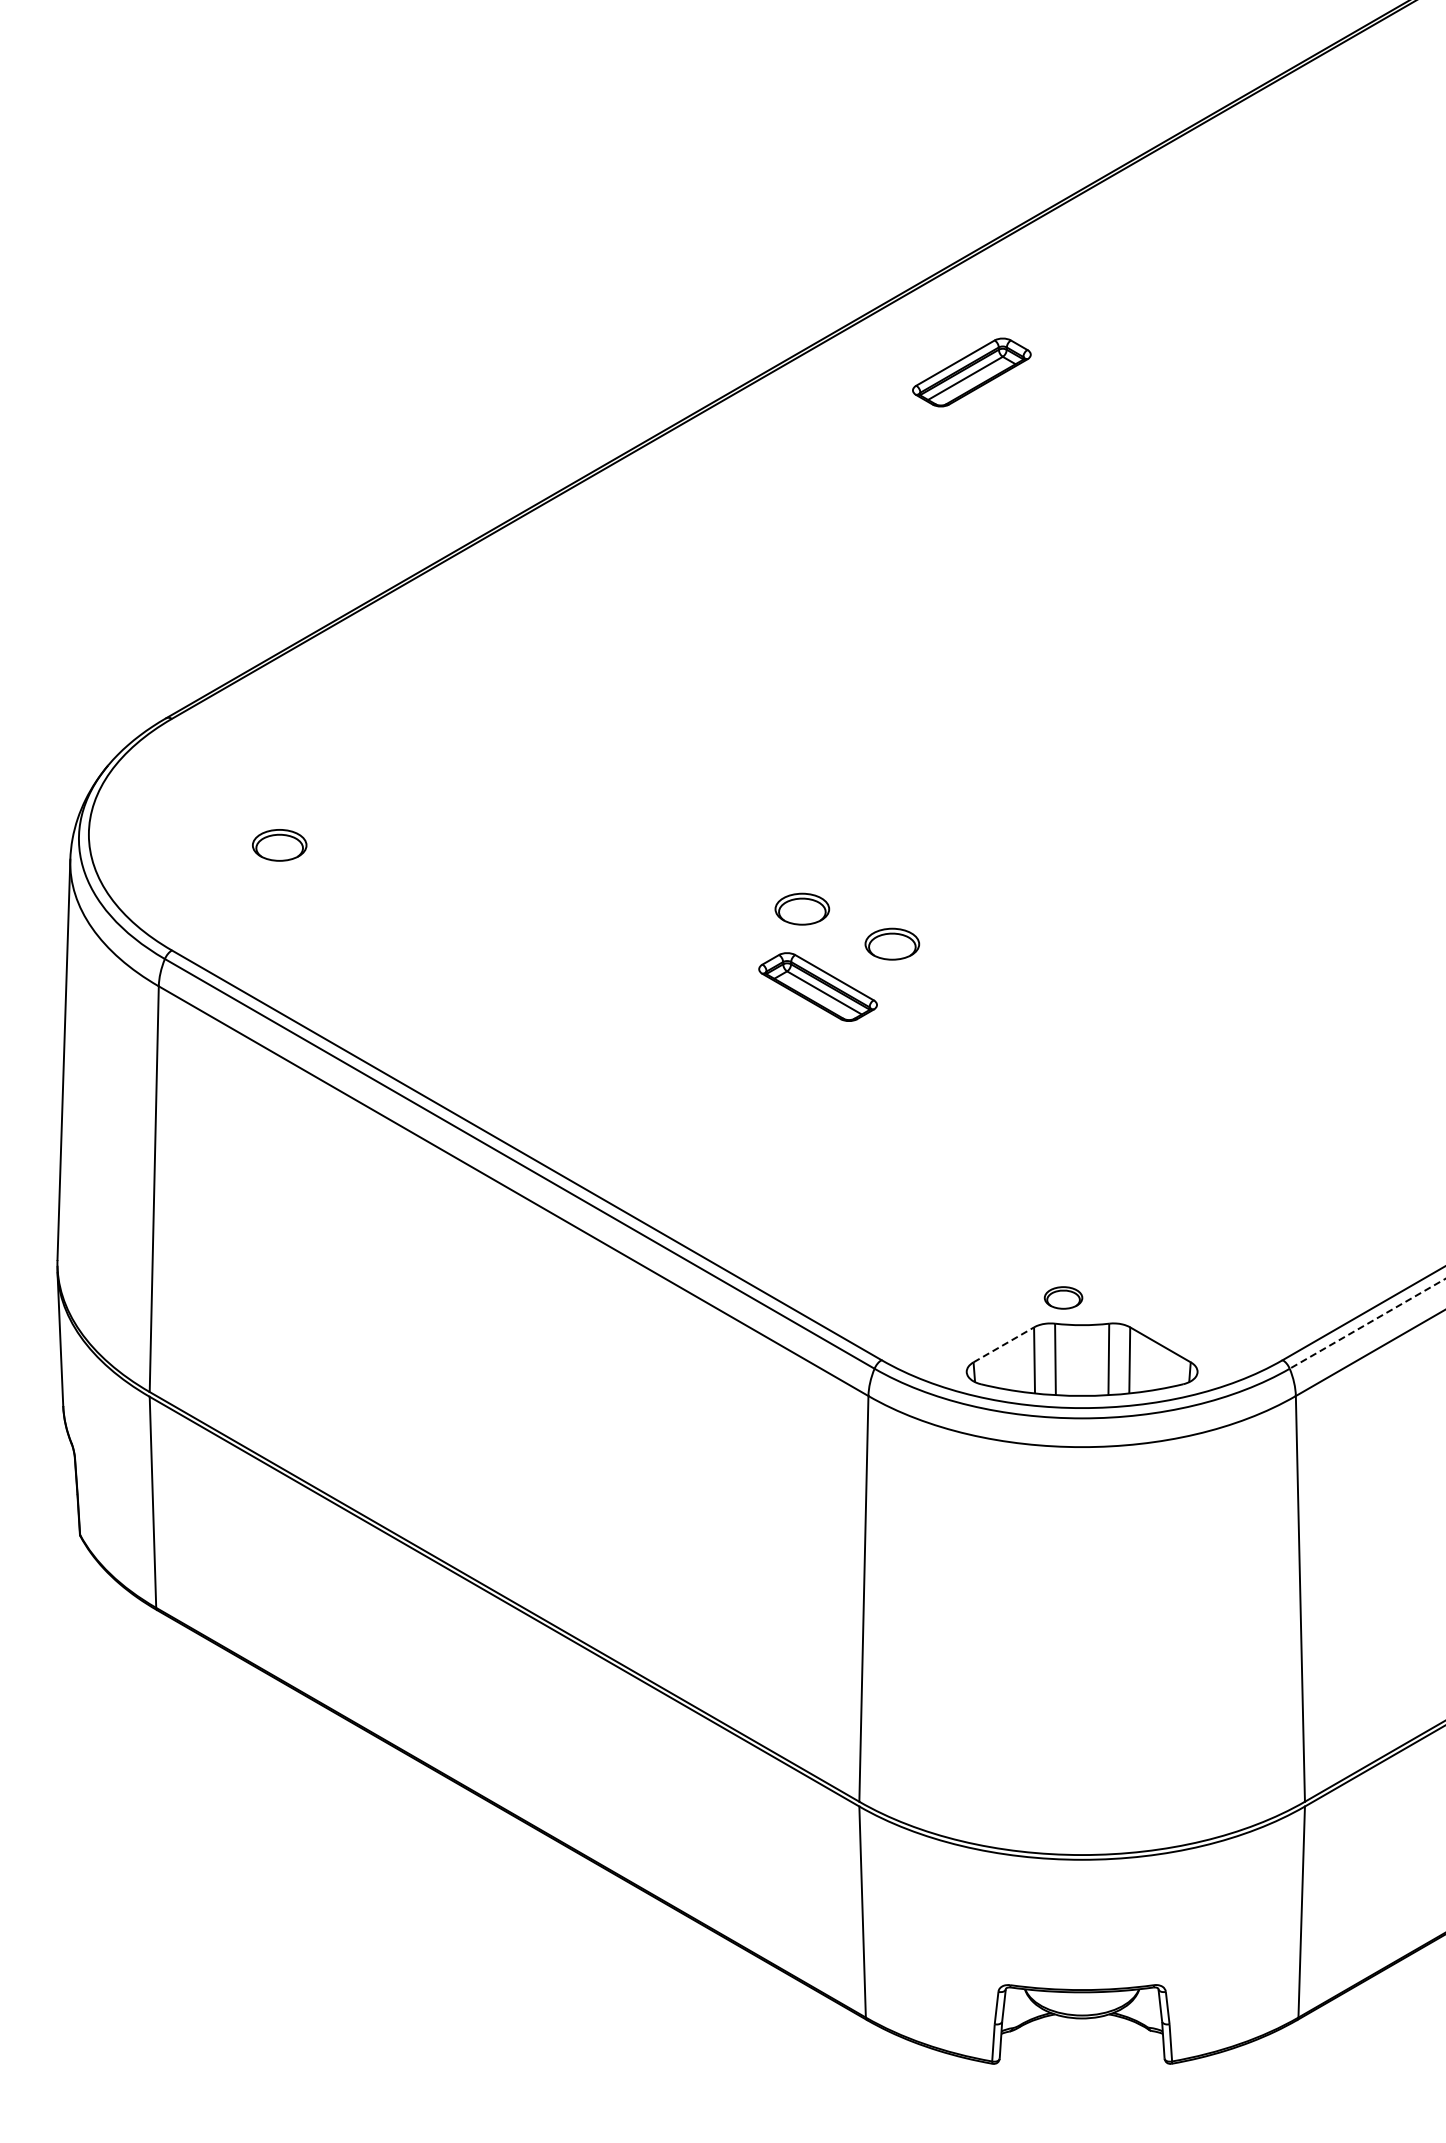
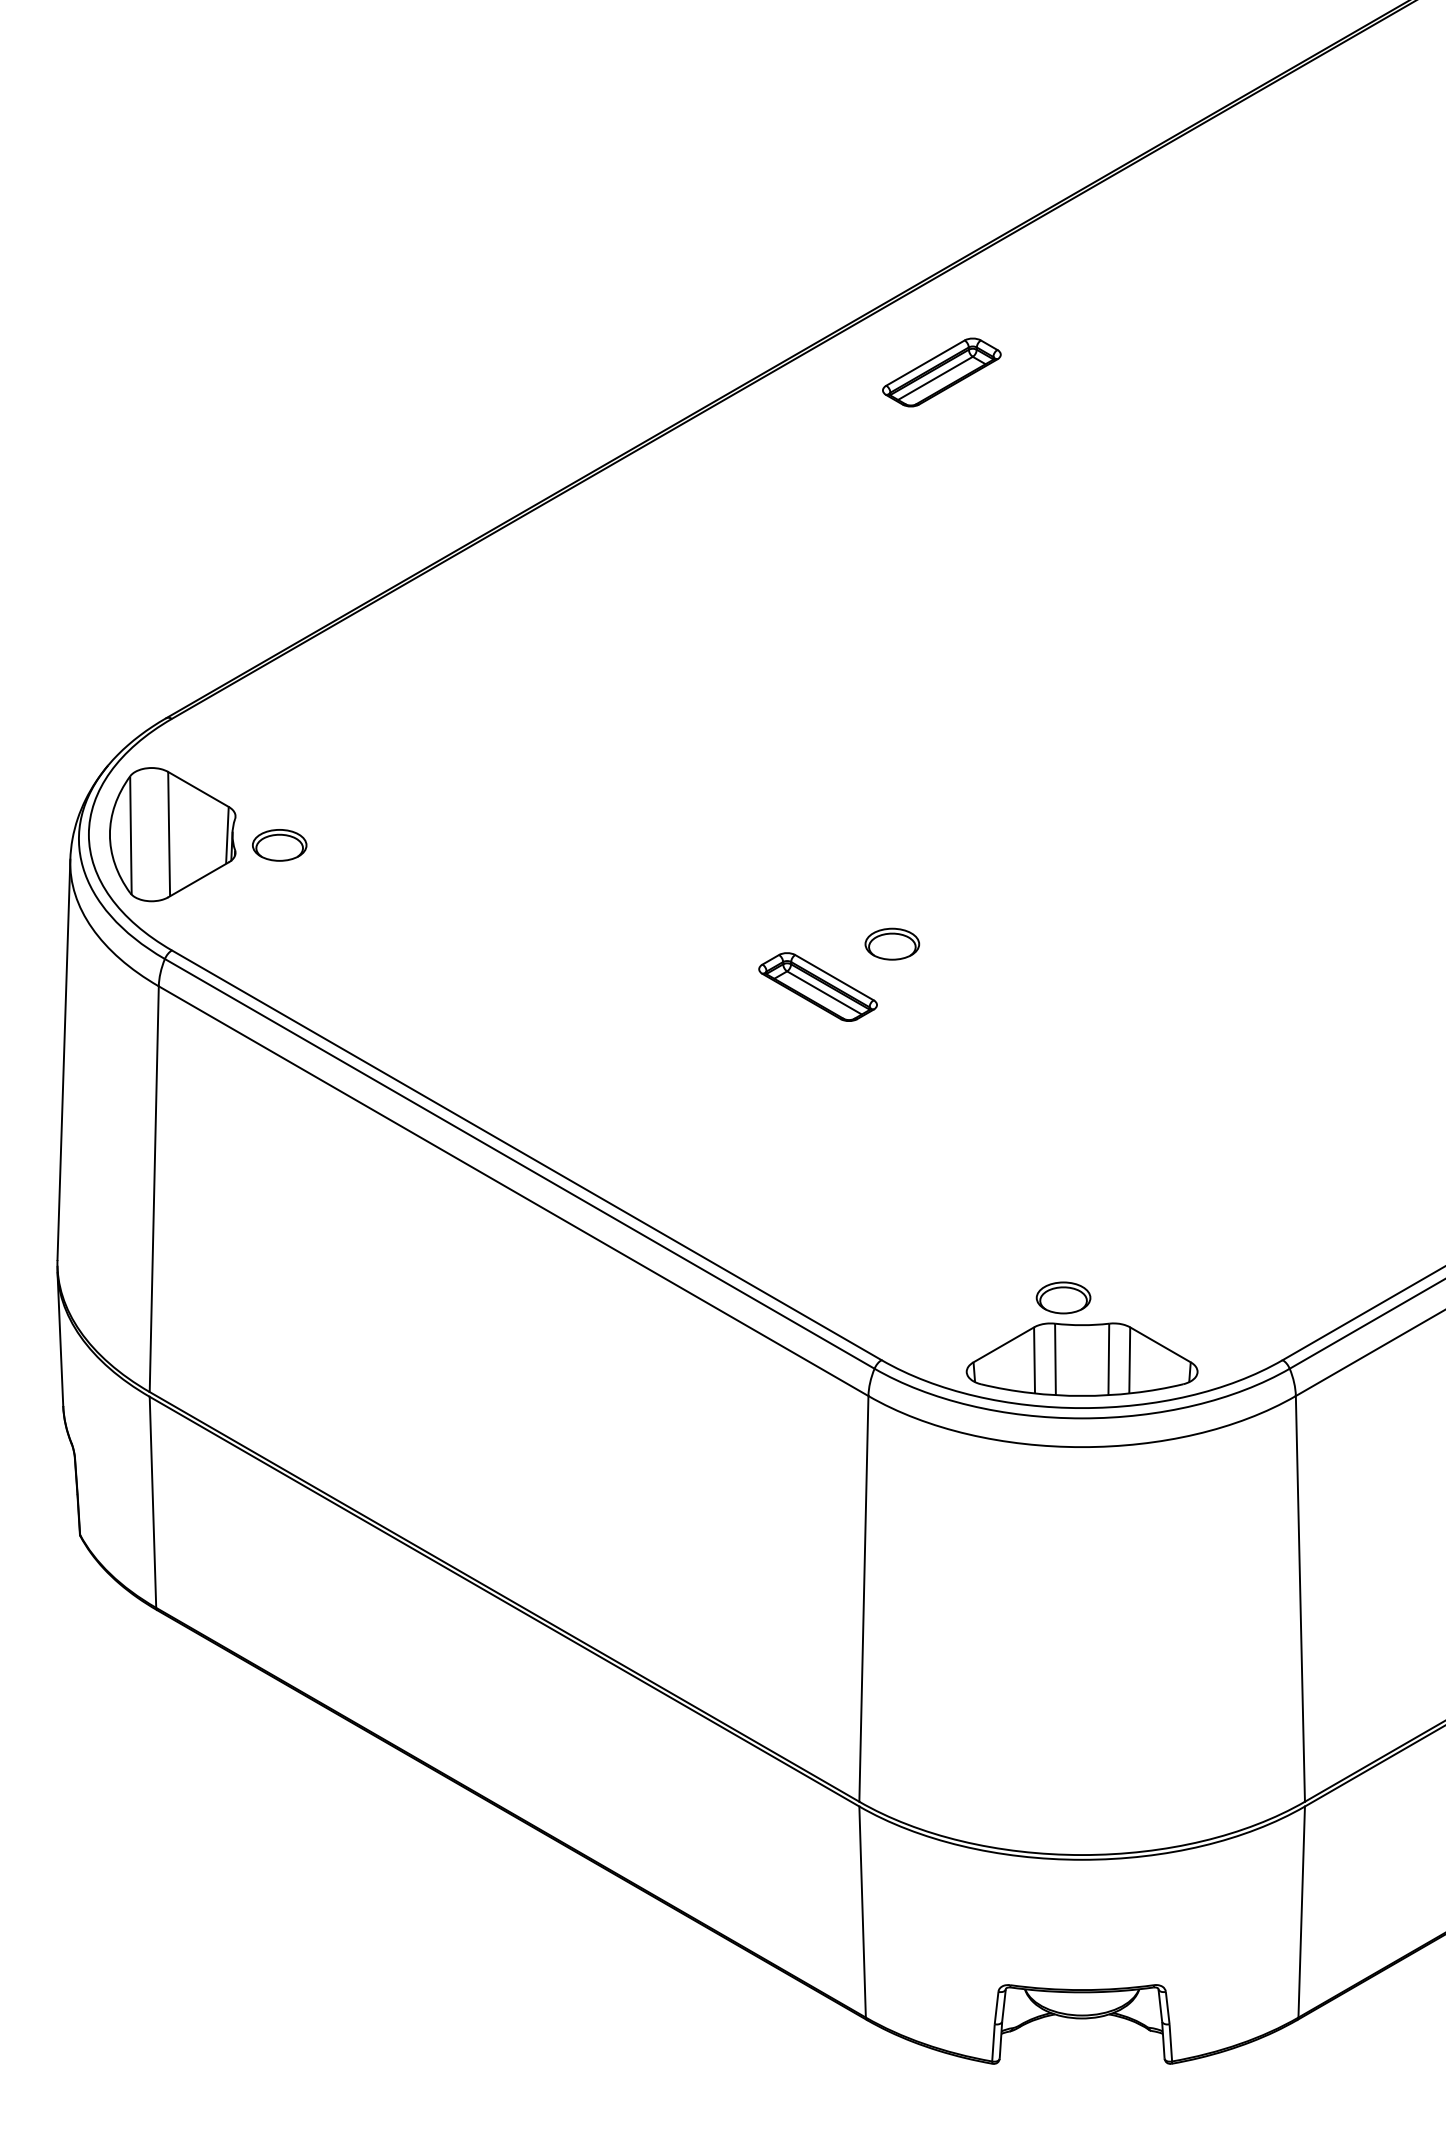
part position: (971, 372) -> (941, 372) (941, 372)
part: none -> present (172, 834)
part: present -> none (802, 908)
part size: 41x24 px -> 57x34 px (1063, 1297)
line: dashed -> solid (1367, 1323)
line: dashed -> solid (1003, 1344)
